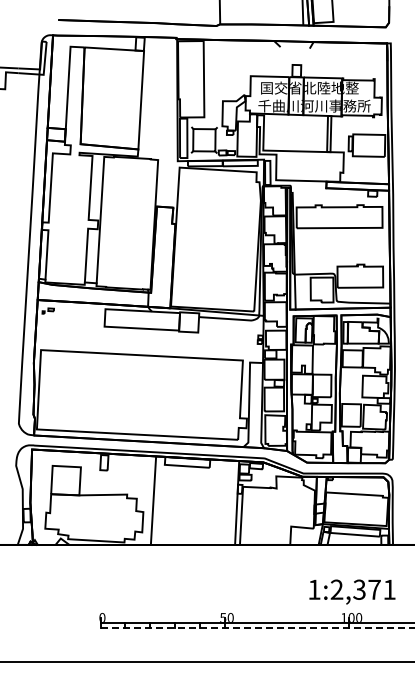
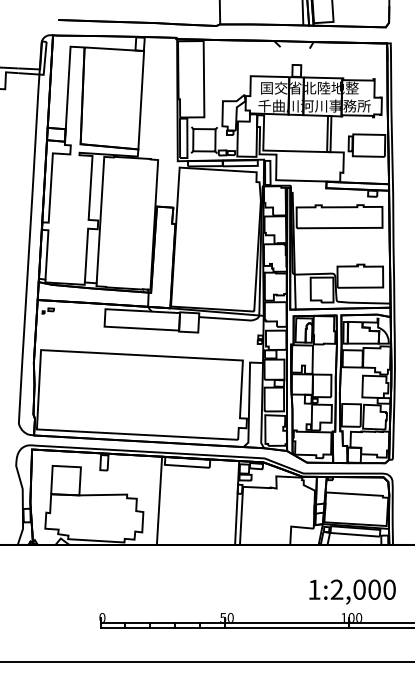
line position: (153, 500) -> (159, 500) (159, 500)
text: 1:2,371 -> 1:2,000 (374, 589)
line: dashed -> solid (257, 628)
